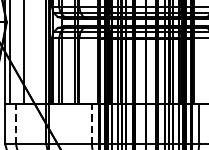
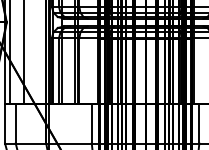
line: dashed -> solid (15, 123)
line: dashed -> solid (91, 123)
